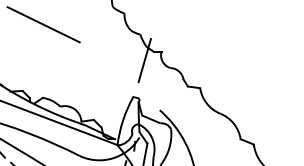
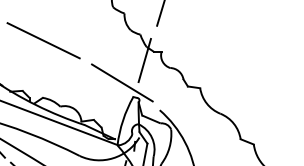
line: none -> present (160, 13)
line position: (43, 24) -> (43, 40) (43, 40)
line: none -> present (122, 82)
